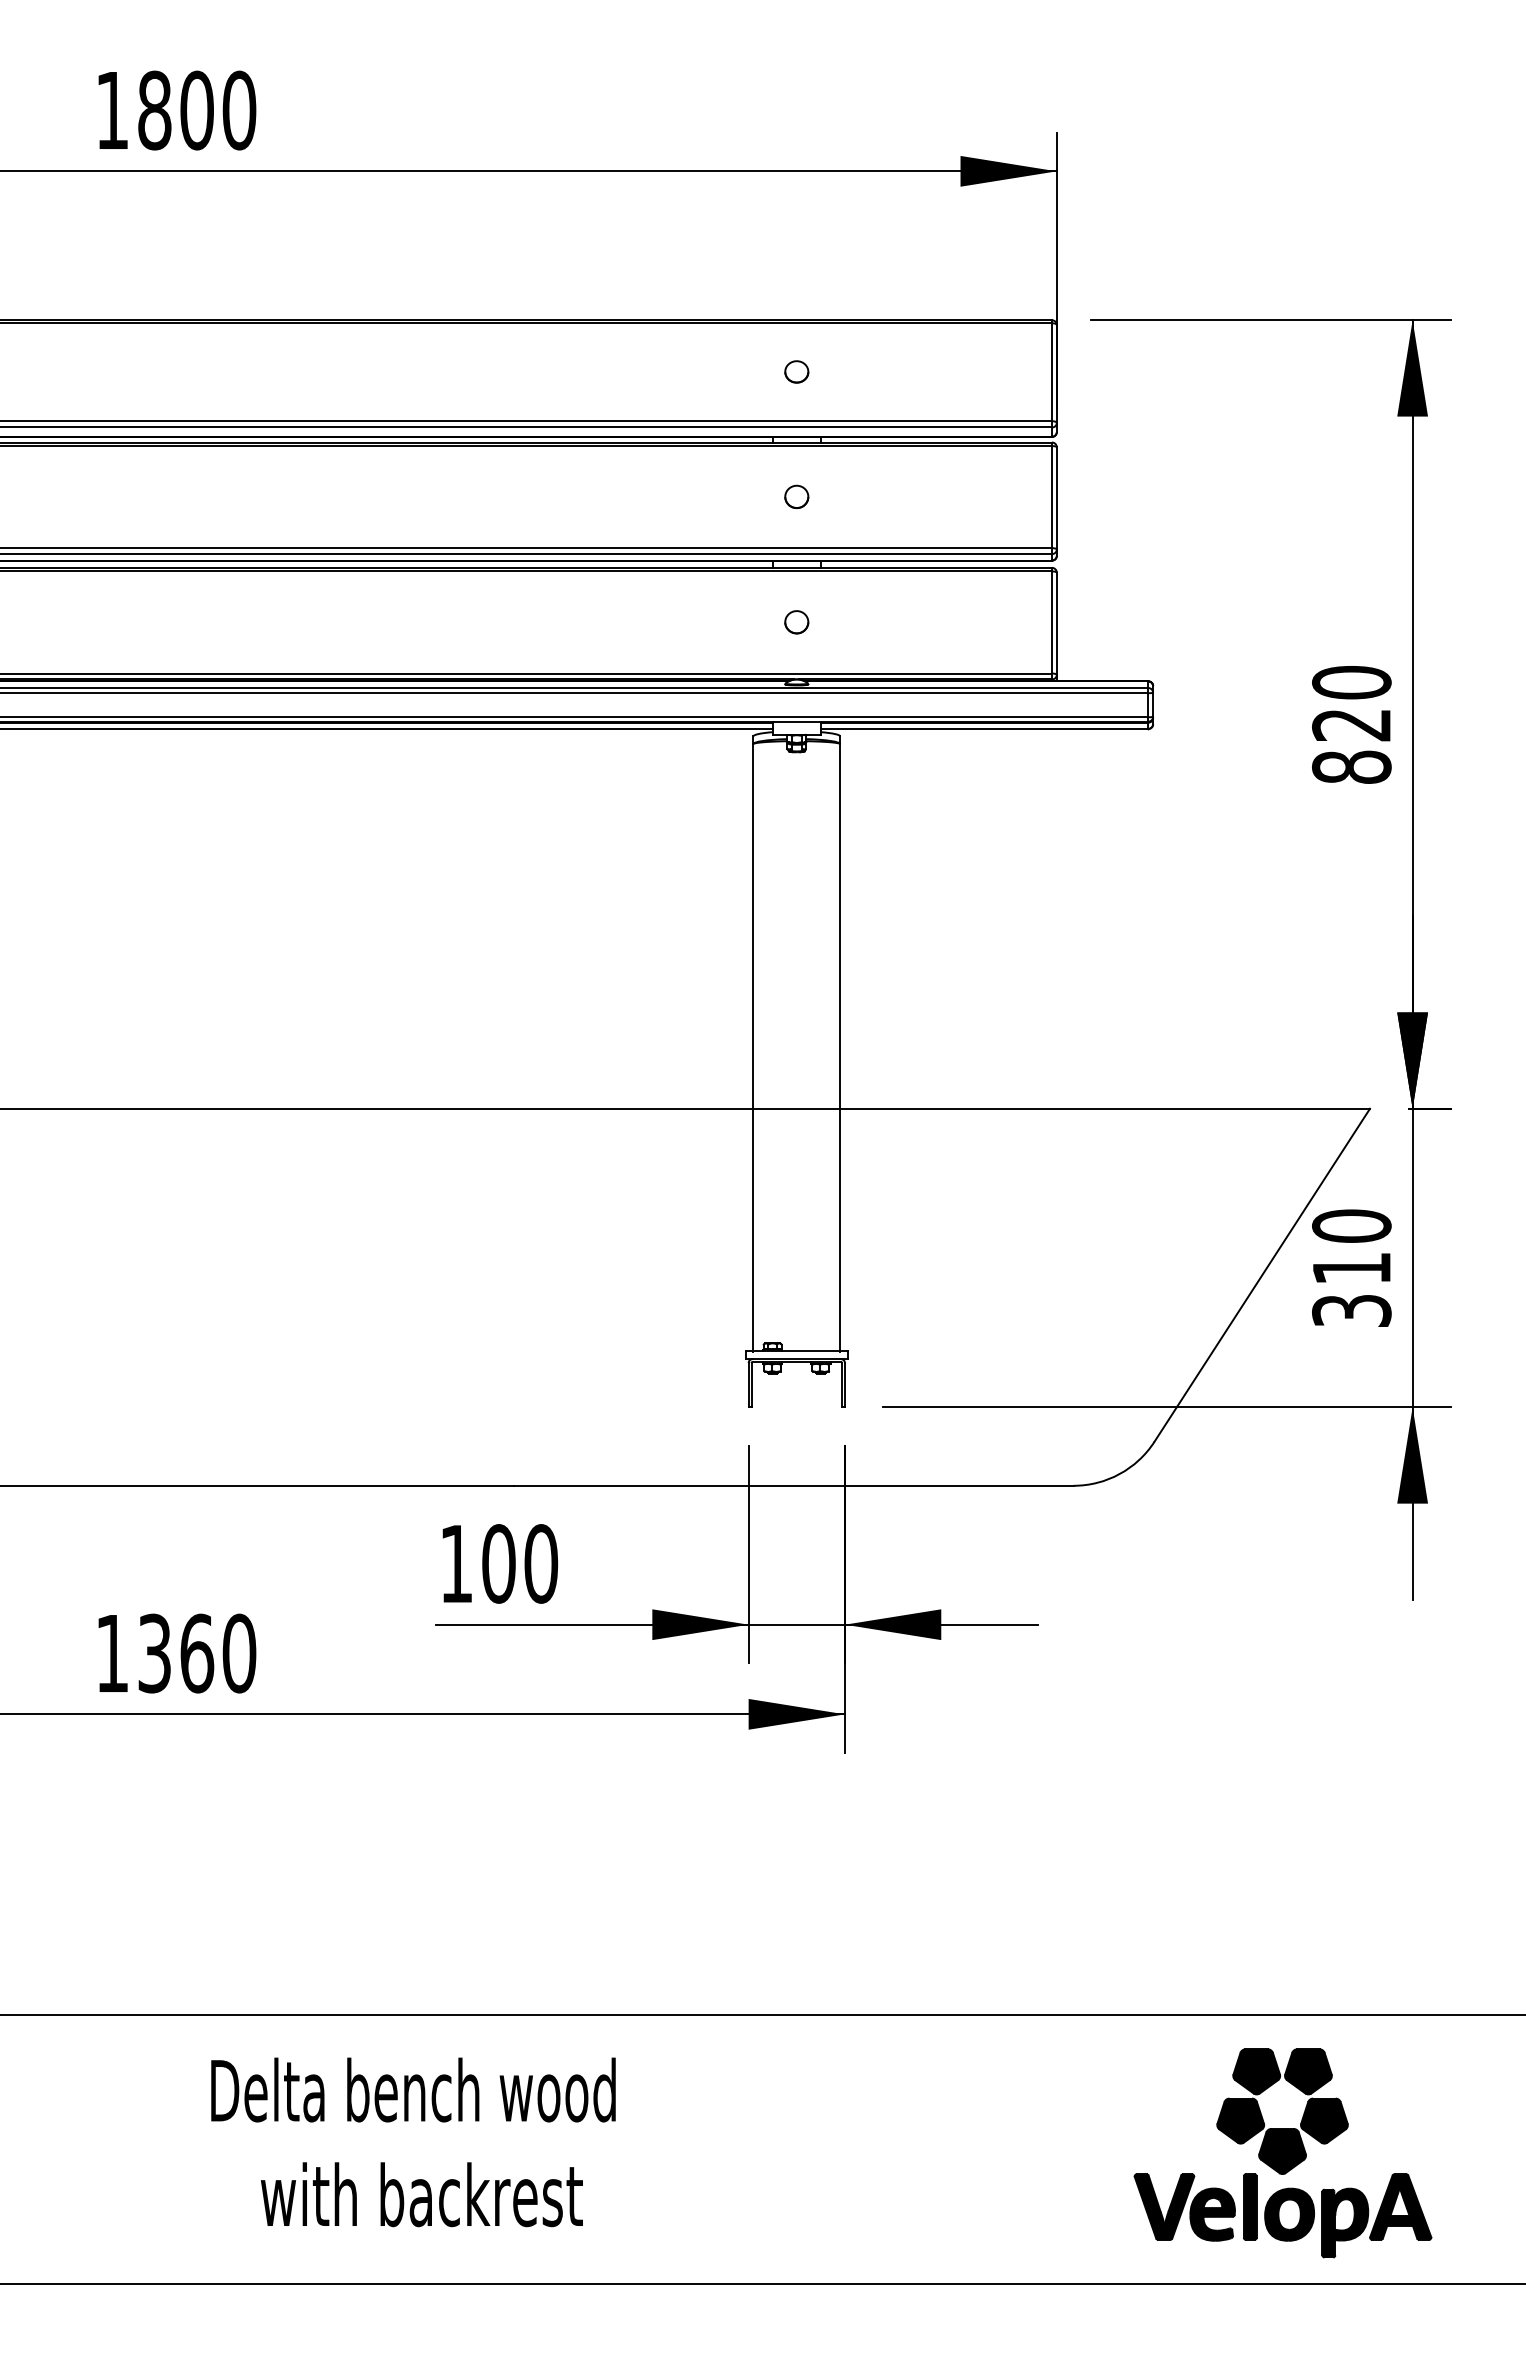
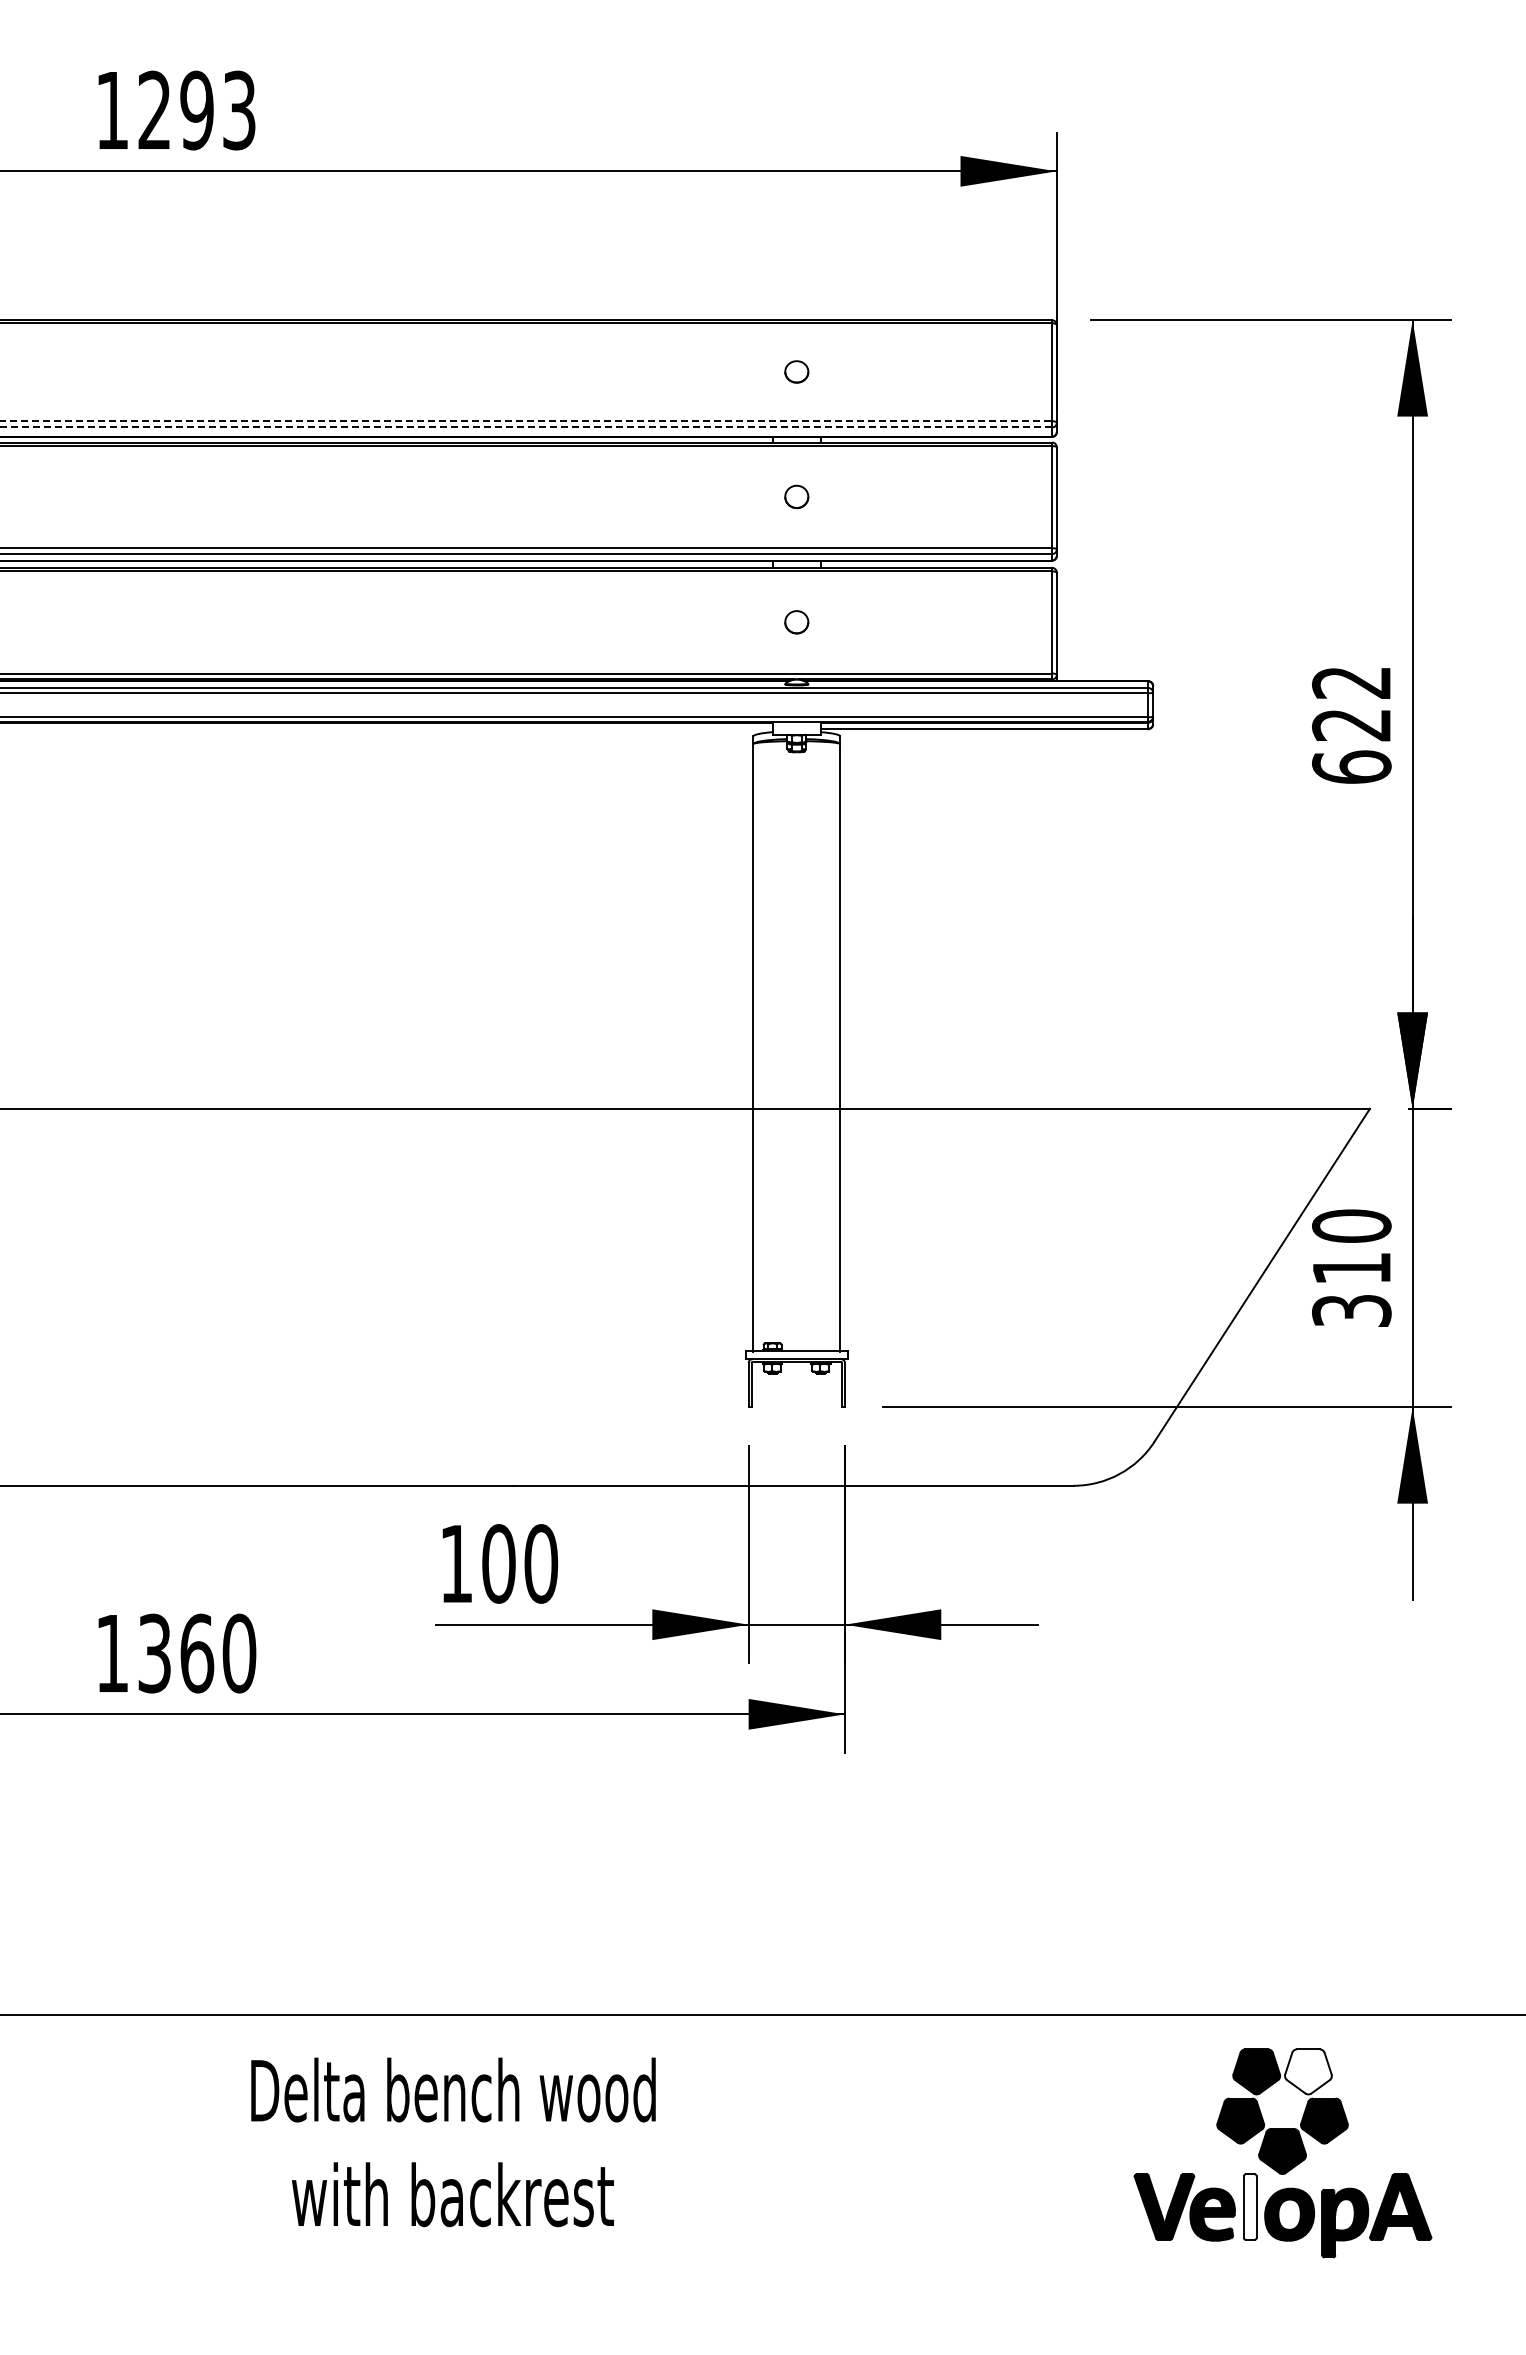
text: 1800 -> 1293 (197, 110)
line: solid -> dashed (526, 421)
line: solid -> dashed (526, 427)
text: 820 -> 622 (1351, 724)
line: present -> none (387, 728)
fill: present -> none (1308, 2071)
text position: (413, 2089) -> (453, 2089) (453, 2089)
text position: (421, 2194) -> (452, 2194) (452, 2194)
fill: present -> none (1249, 2206)
line: present -> none (762, 2284)
